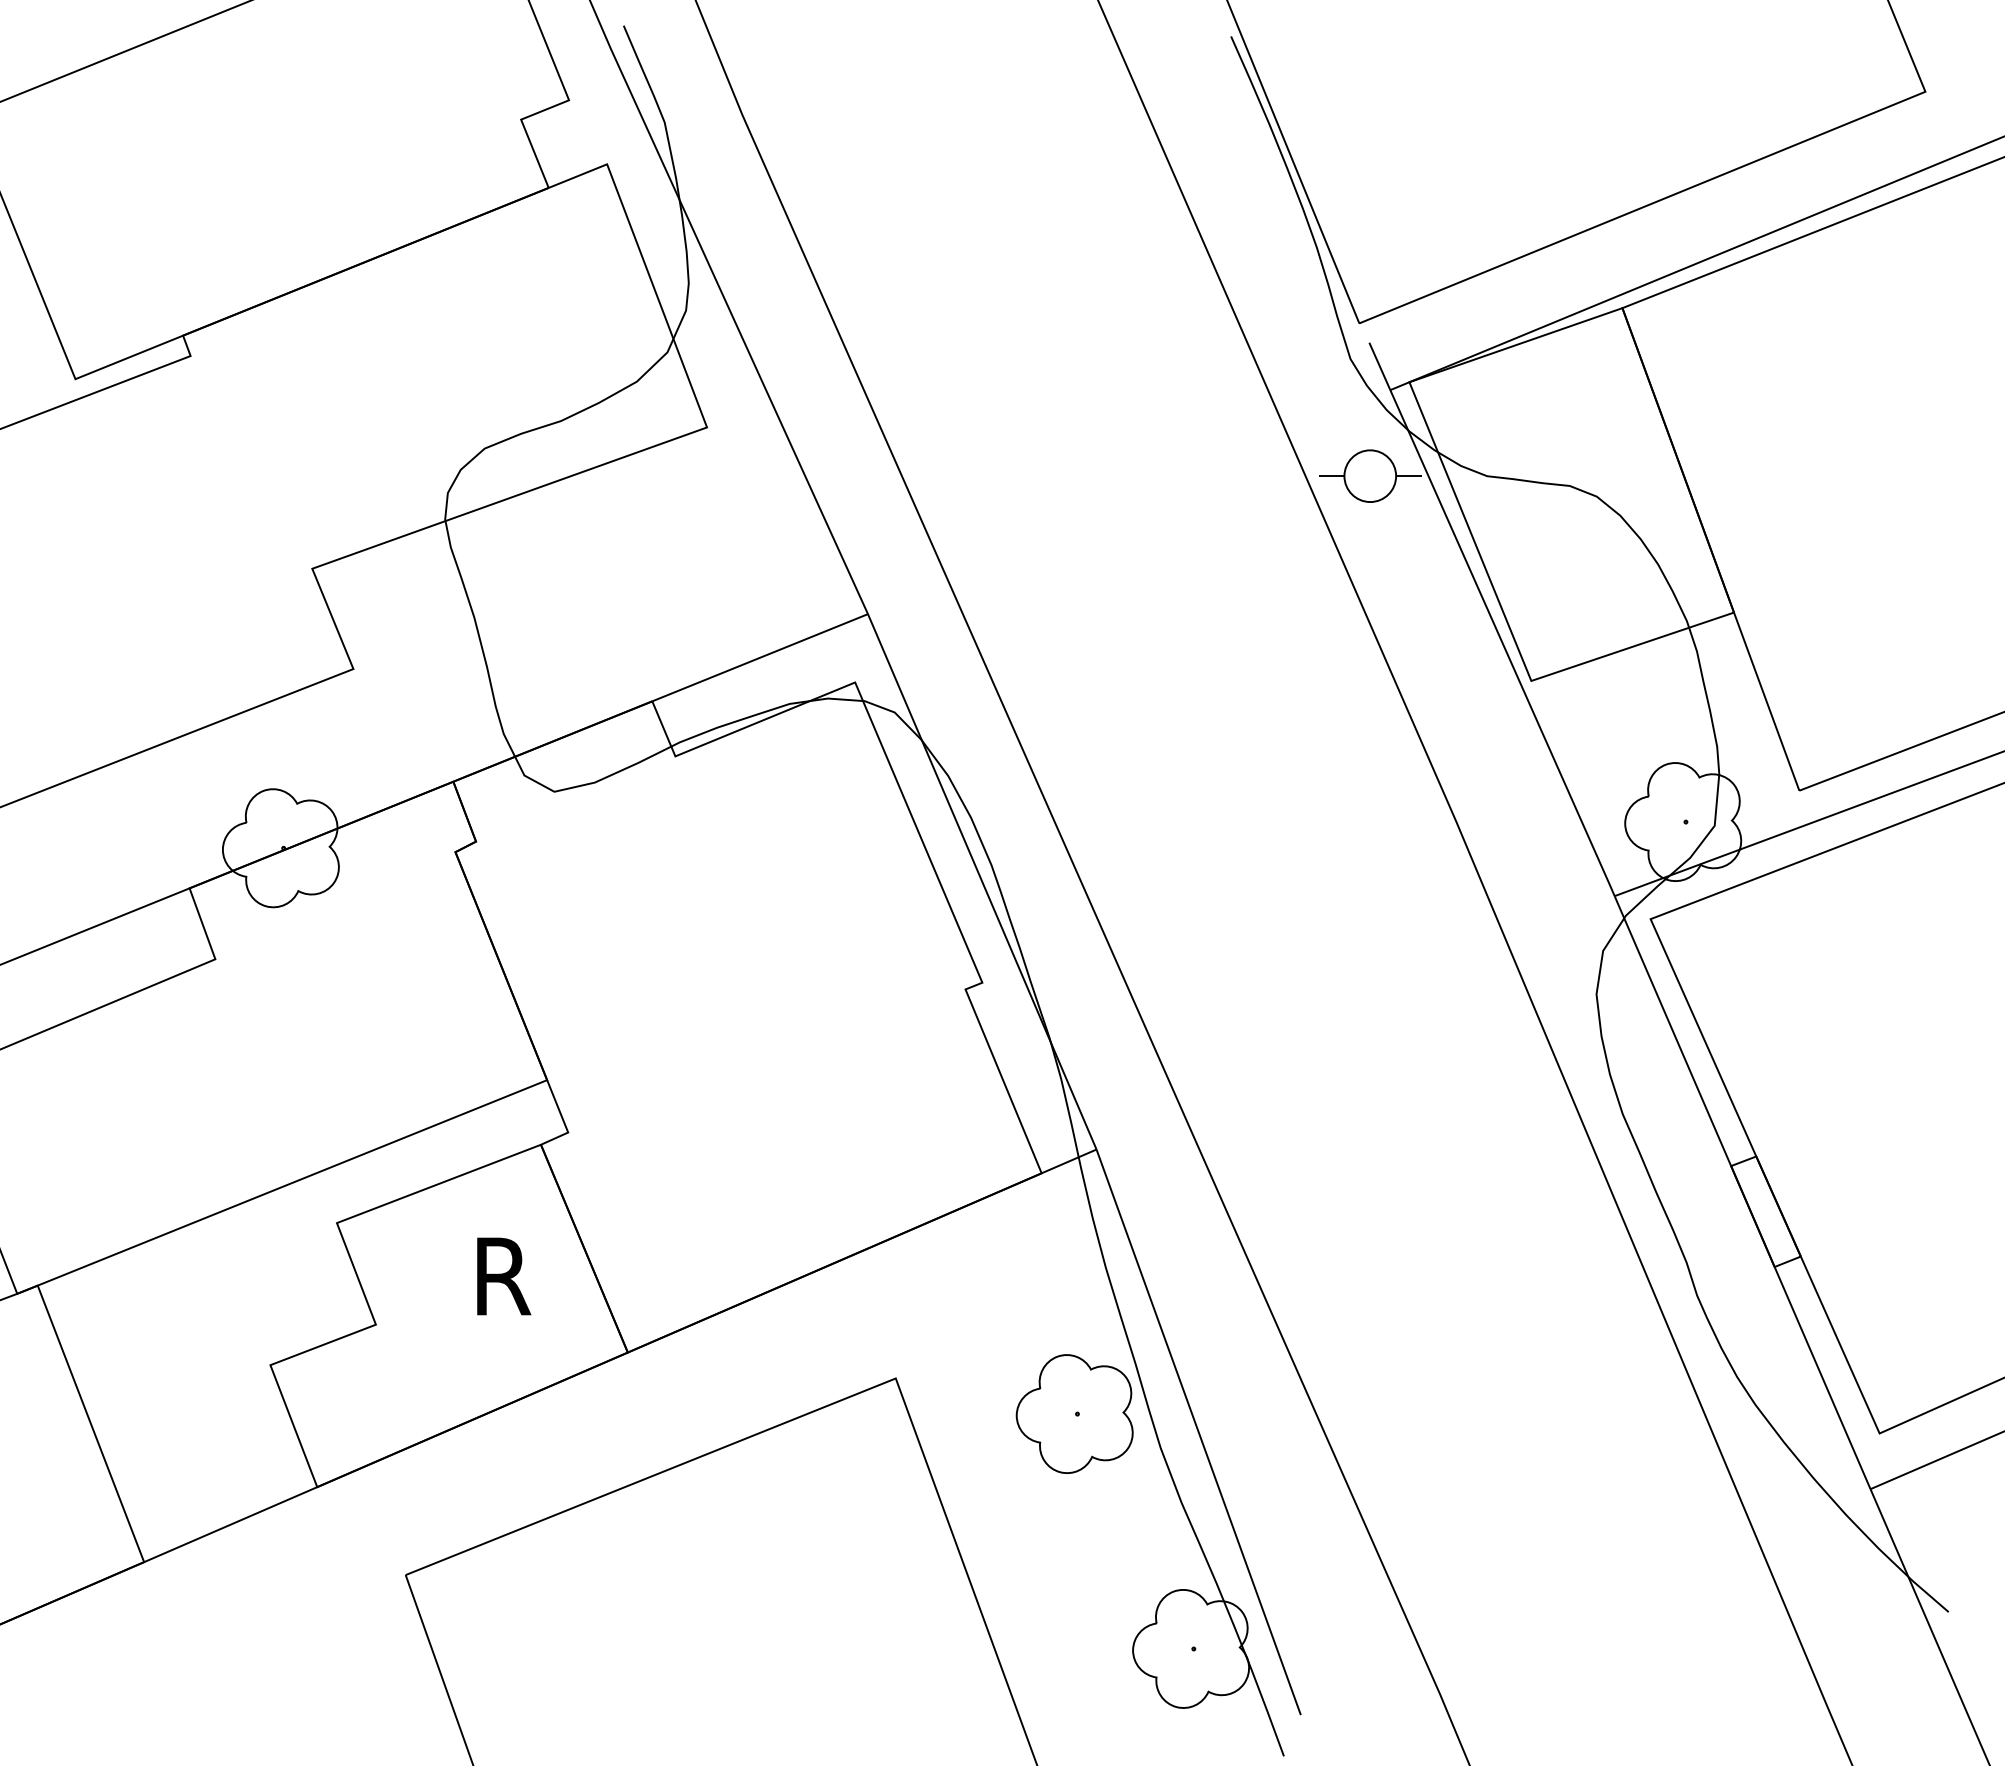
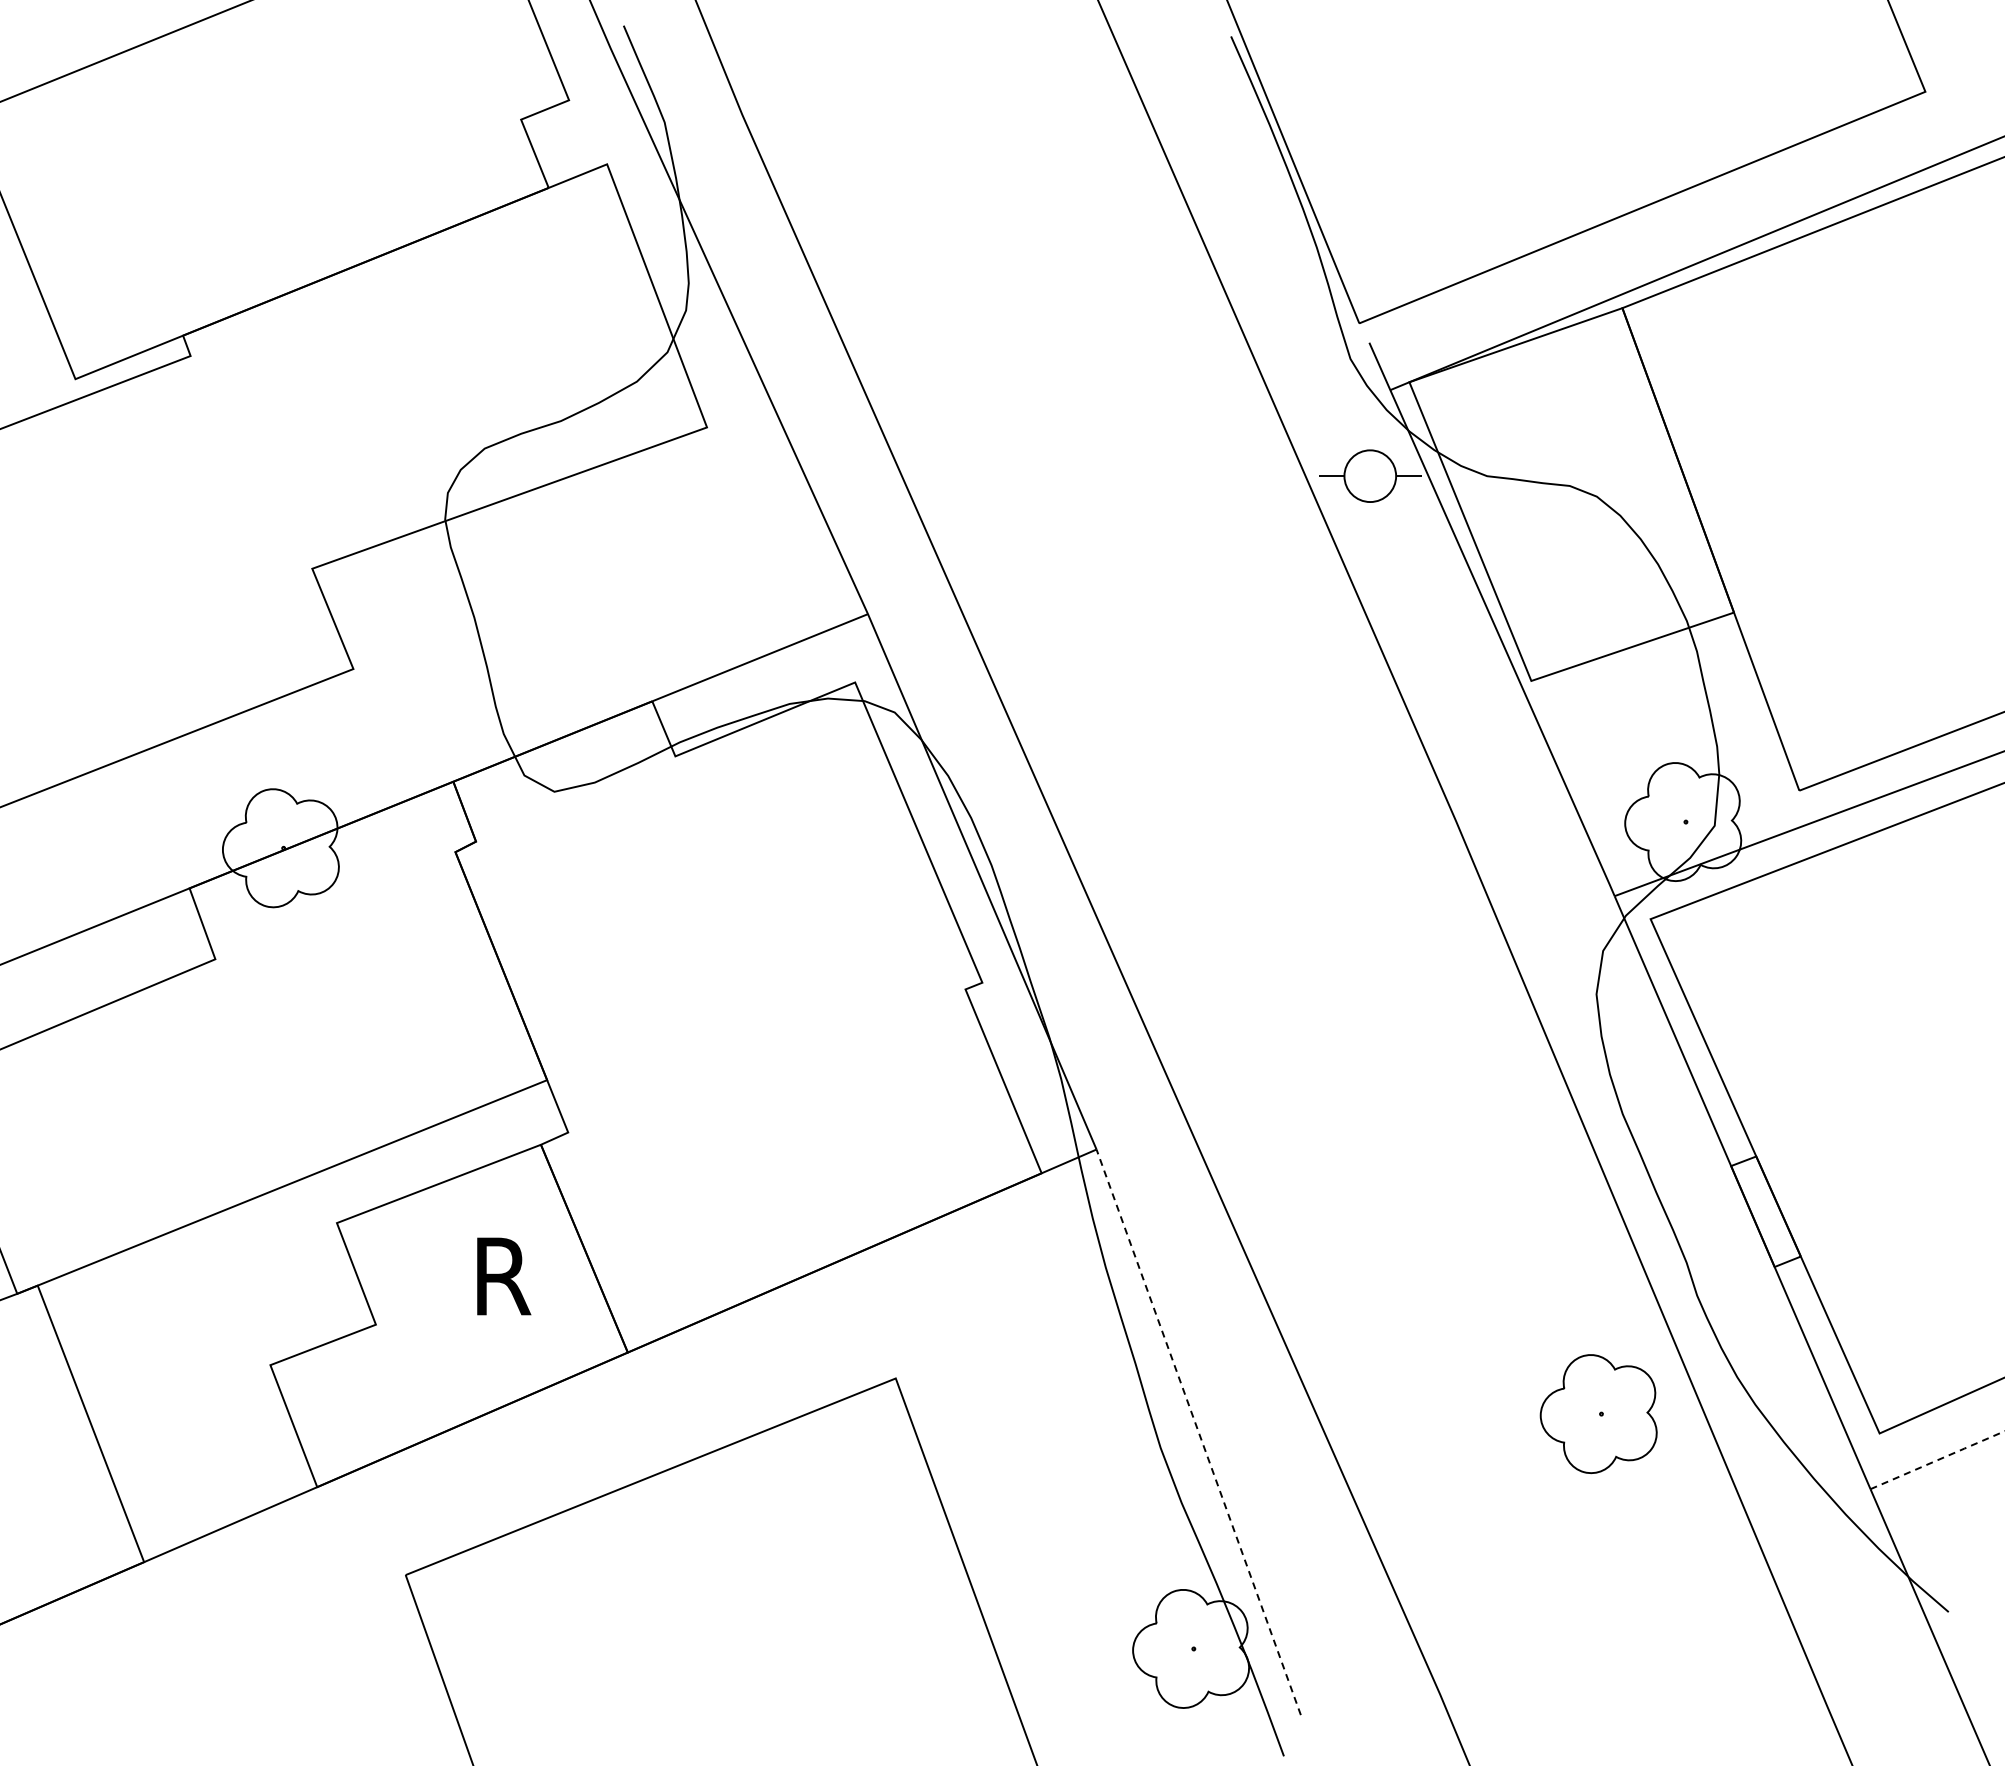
part position: (1074, 1414) -> (1598, 1414) (1598, 1414)
line: solid -> dashed (1198, 1432)
line: solid -> dashed (1937, 1460)
